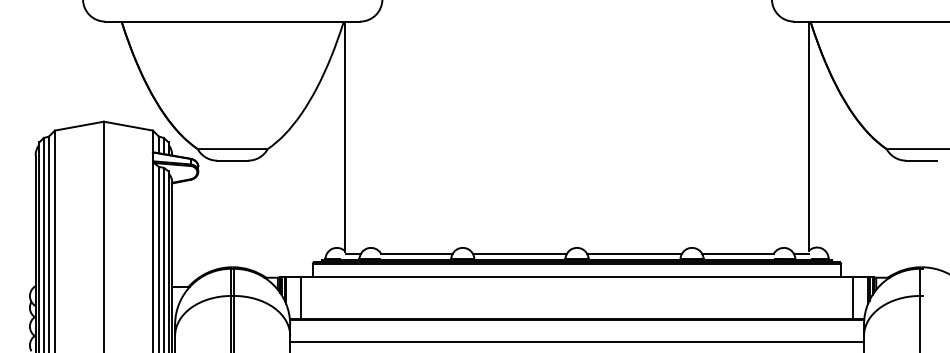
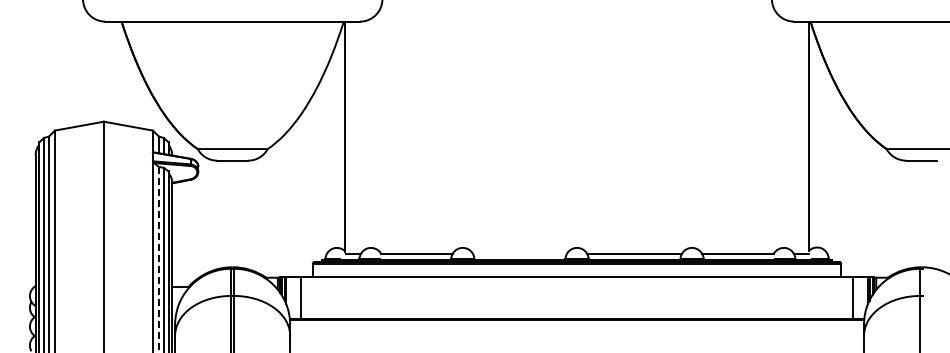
line: present -> none (519, 253)
line: solid -> dashed (158, 259)
line: present -> none (577, 341)
